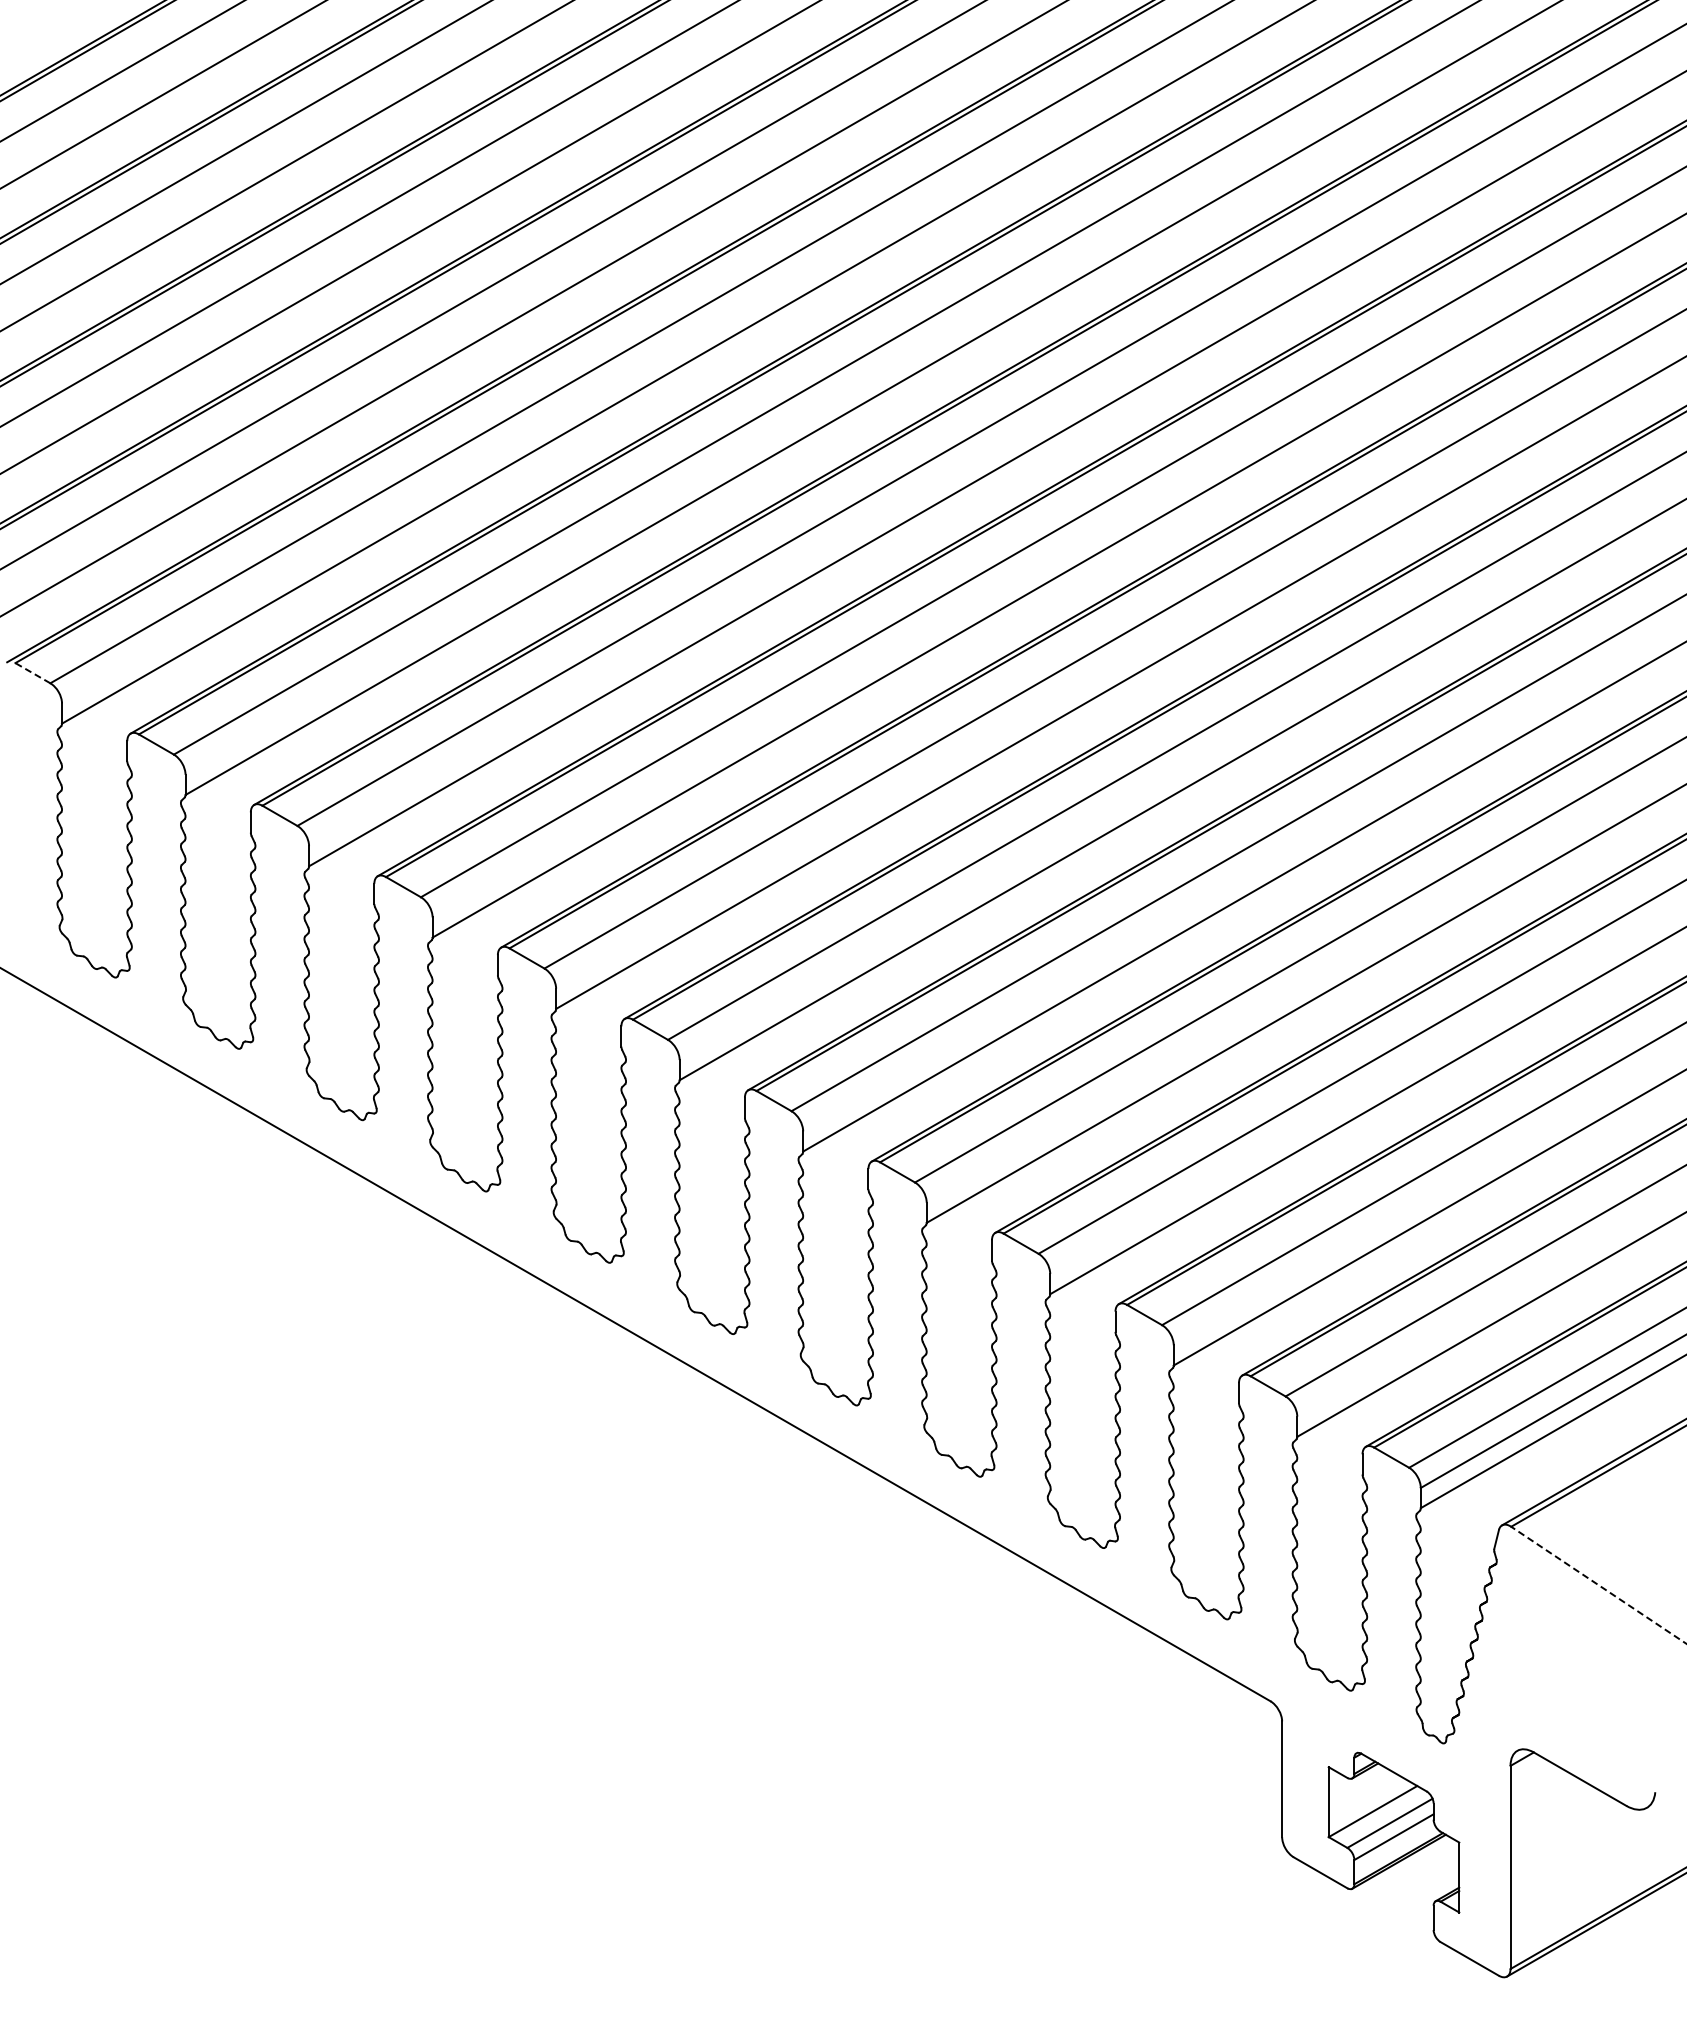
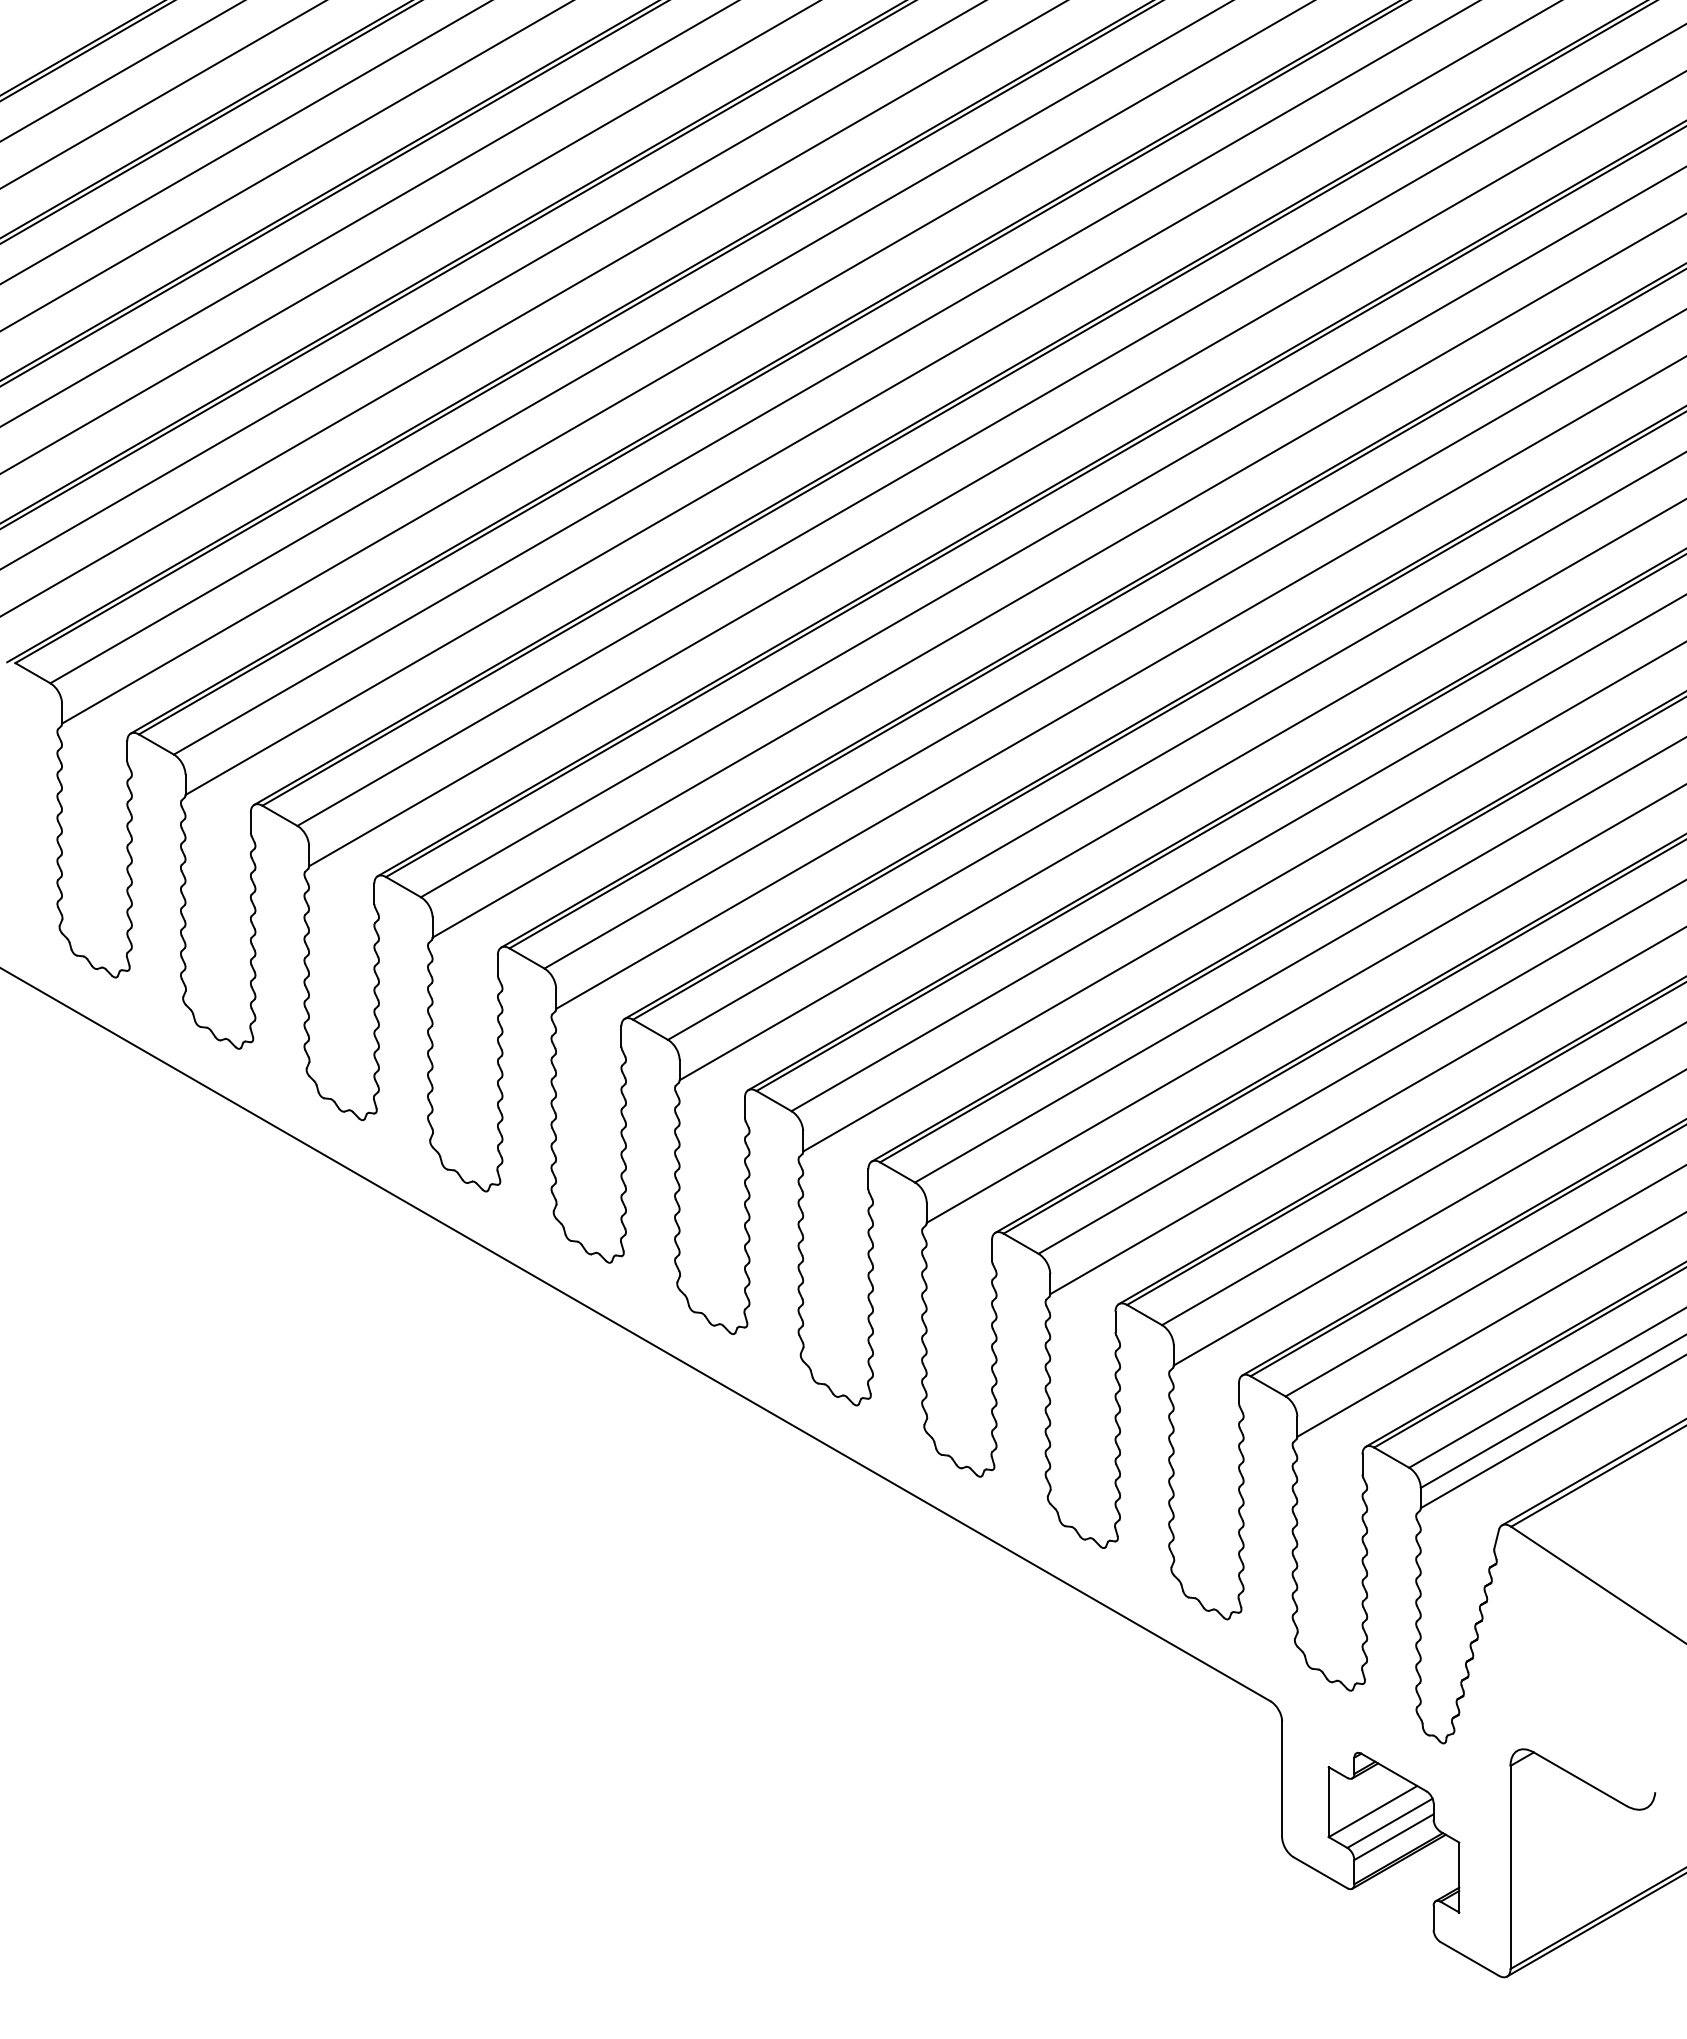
line: dashed -> solid (32, 672)
line: dashed -> solid (1598, 1585)
